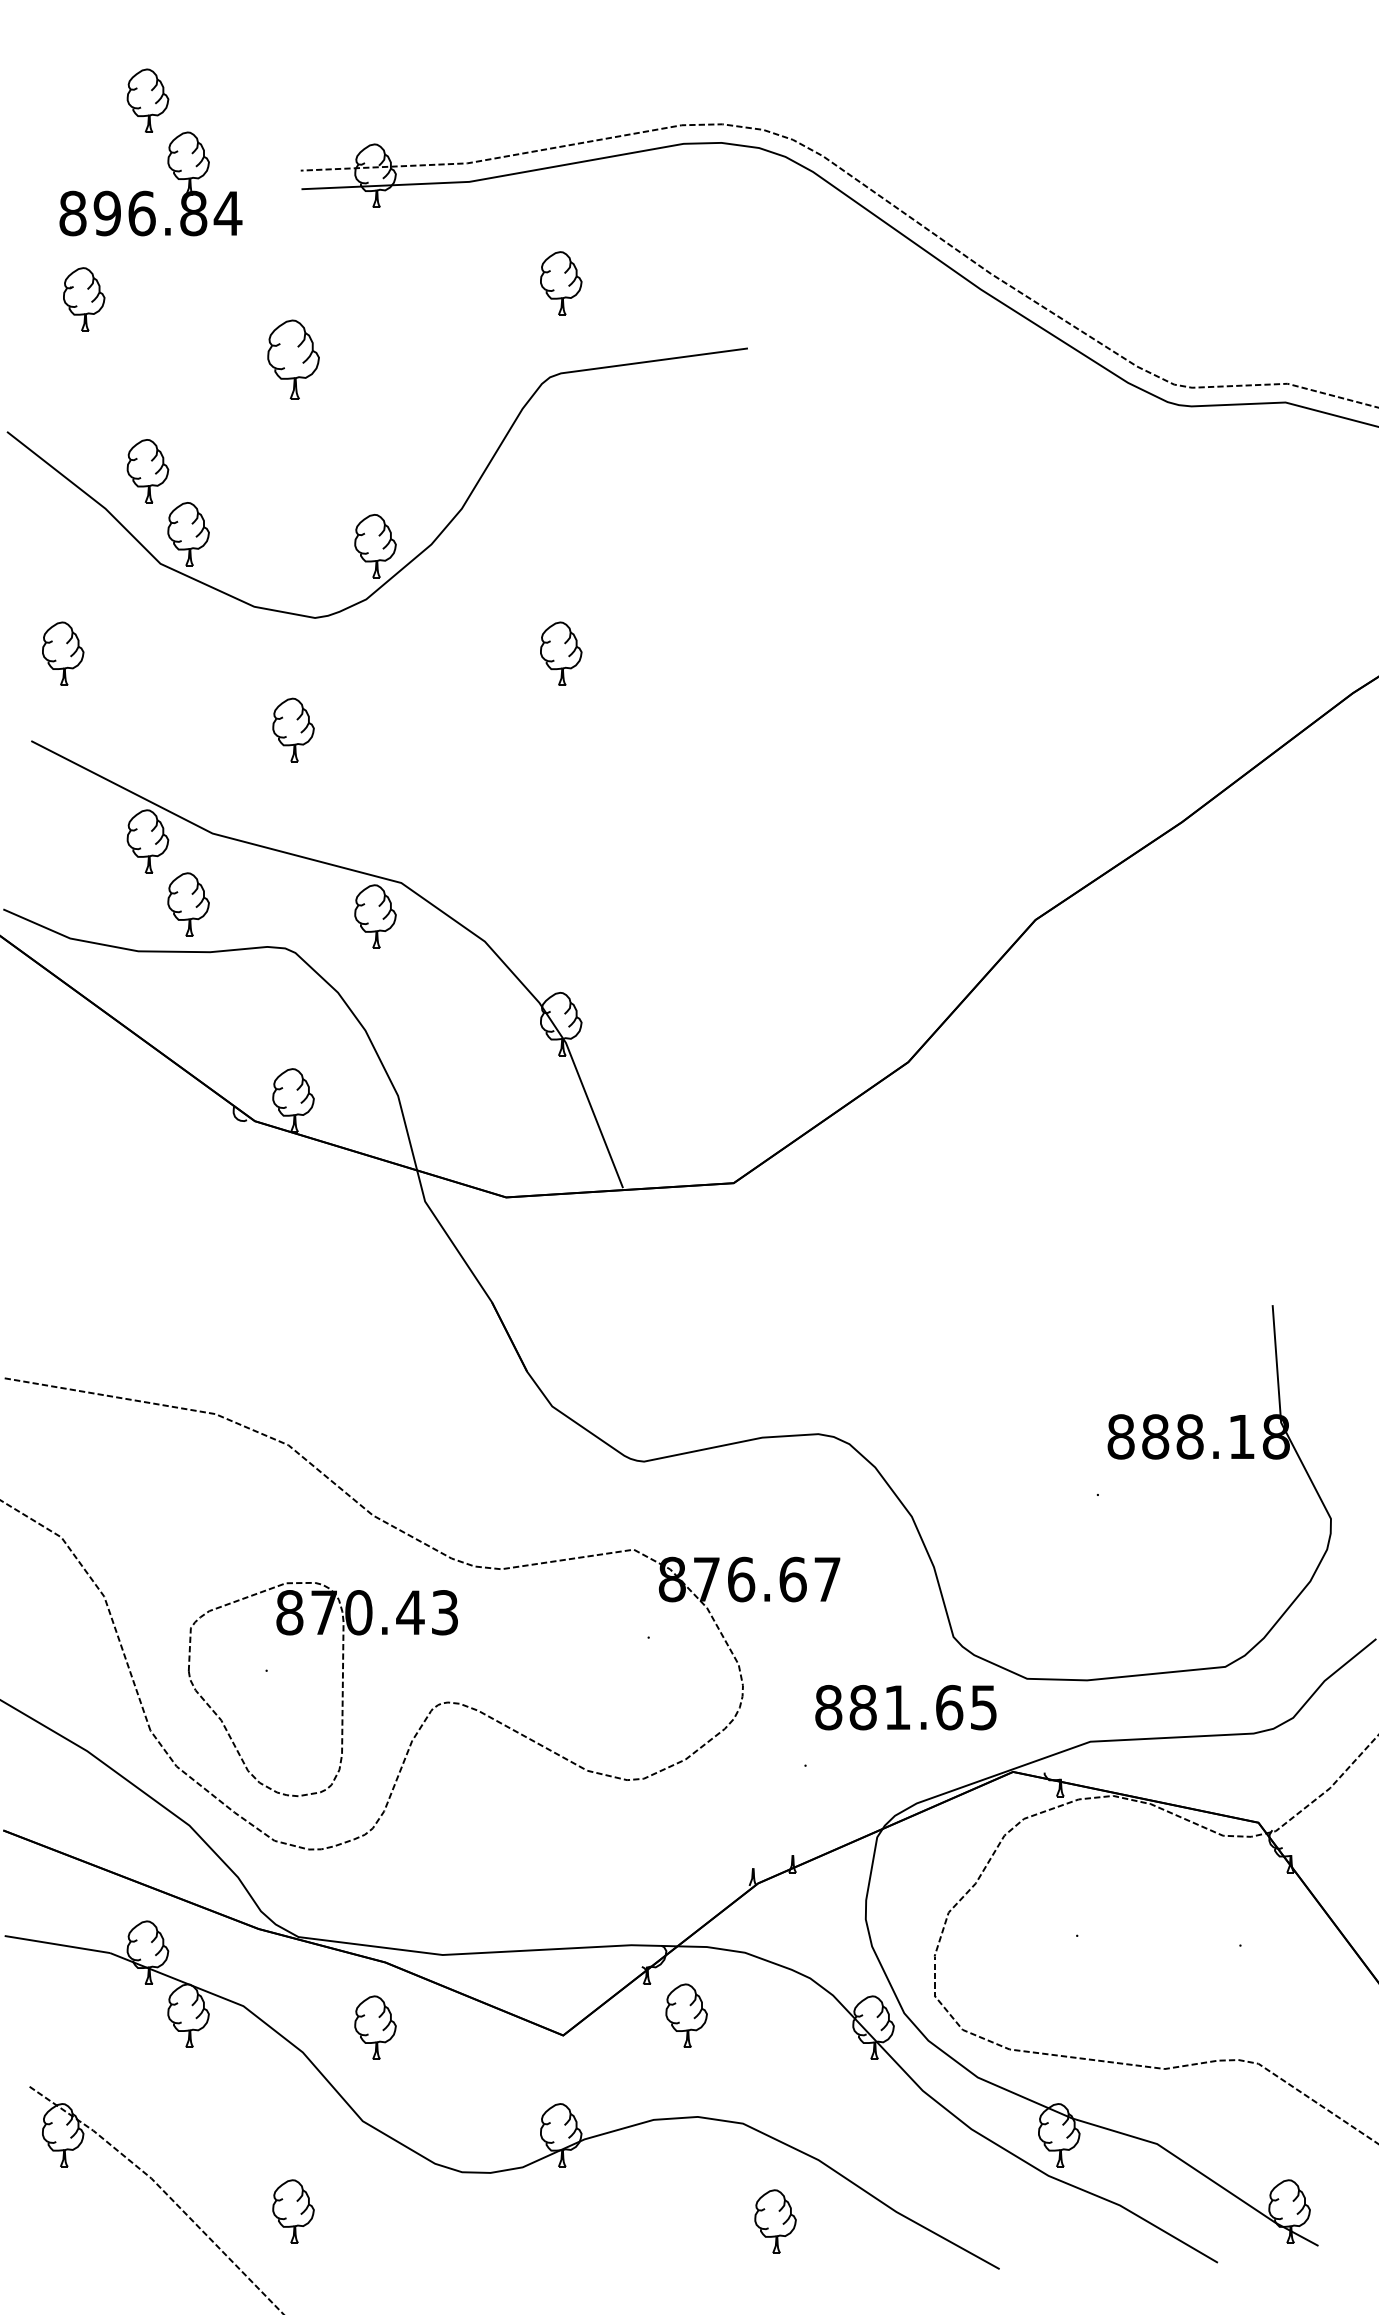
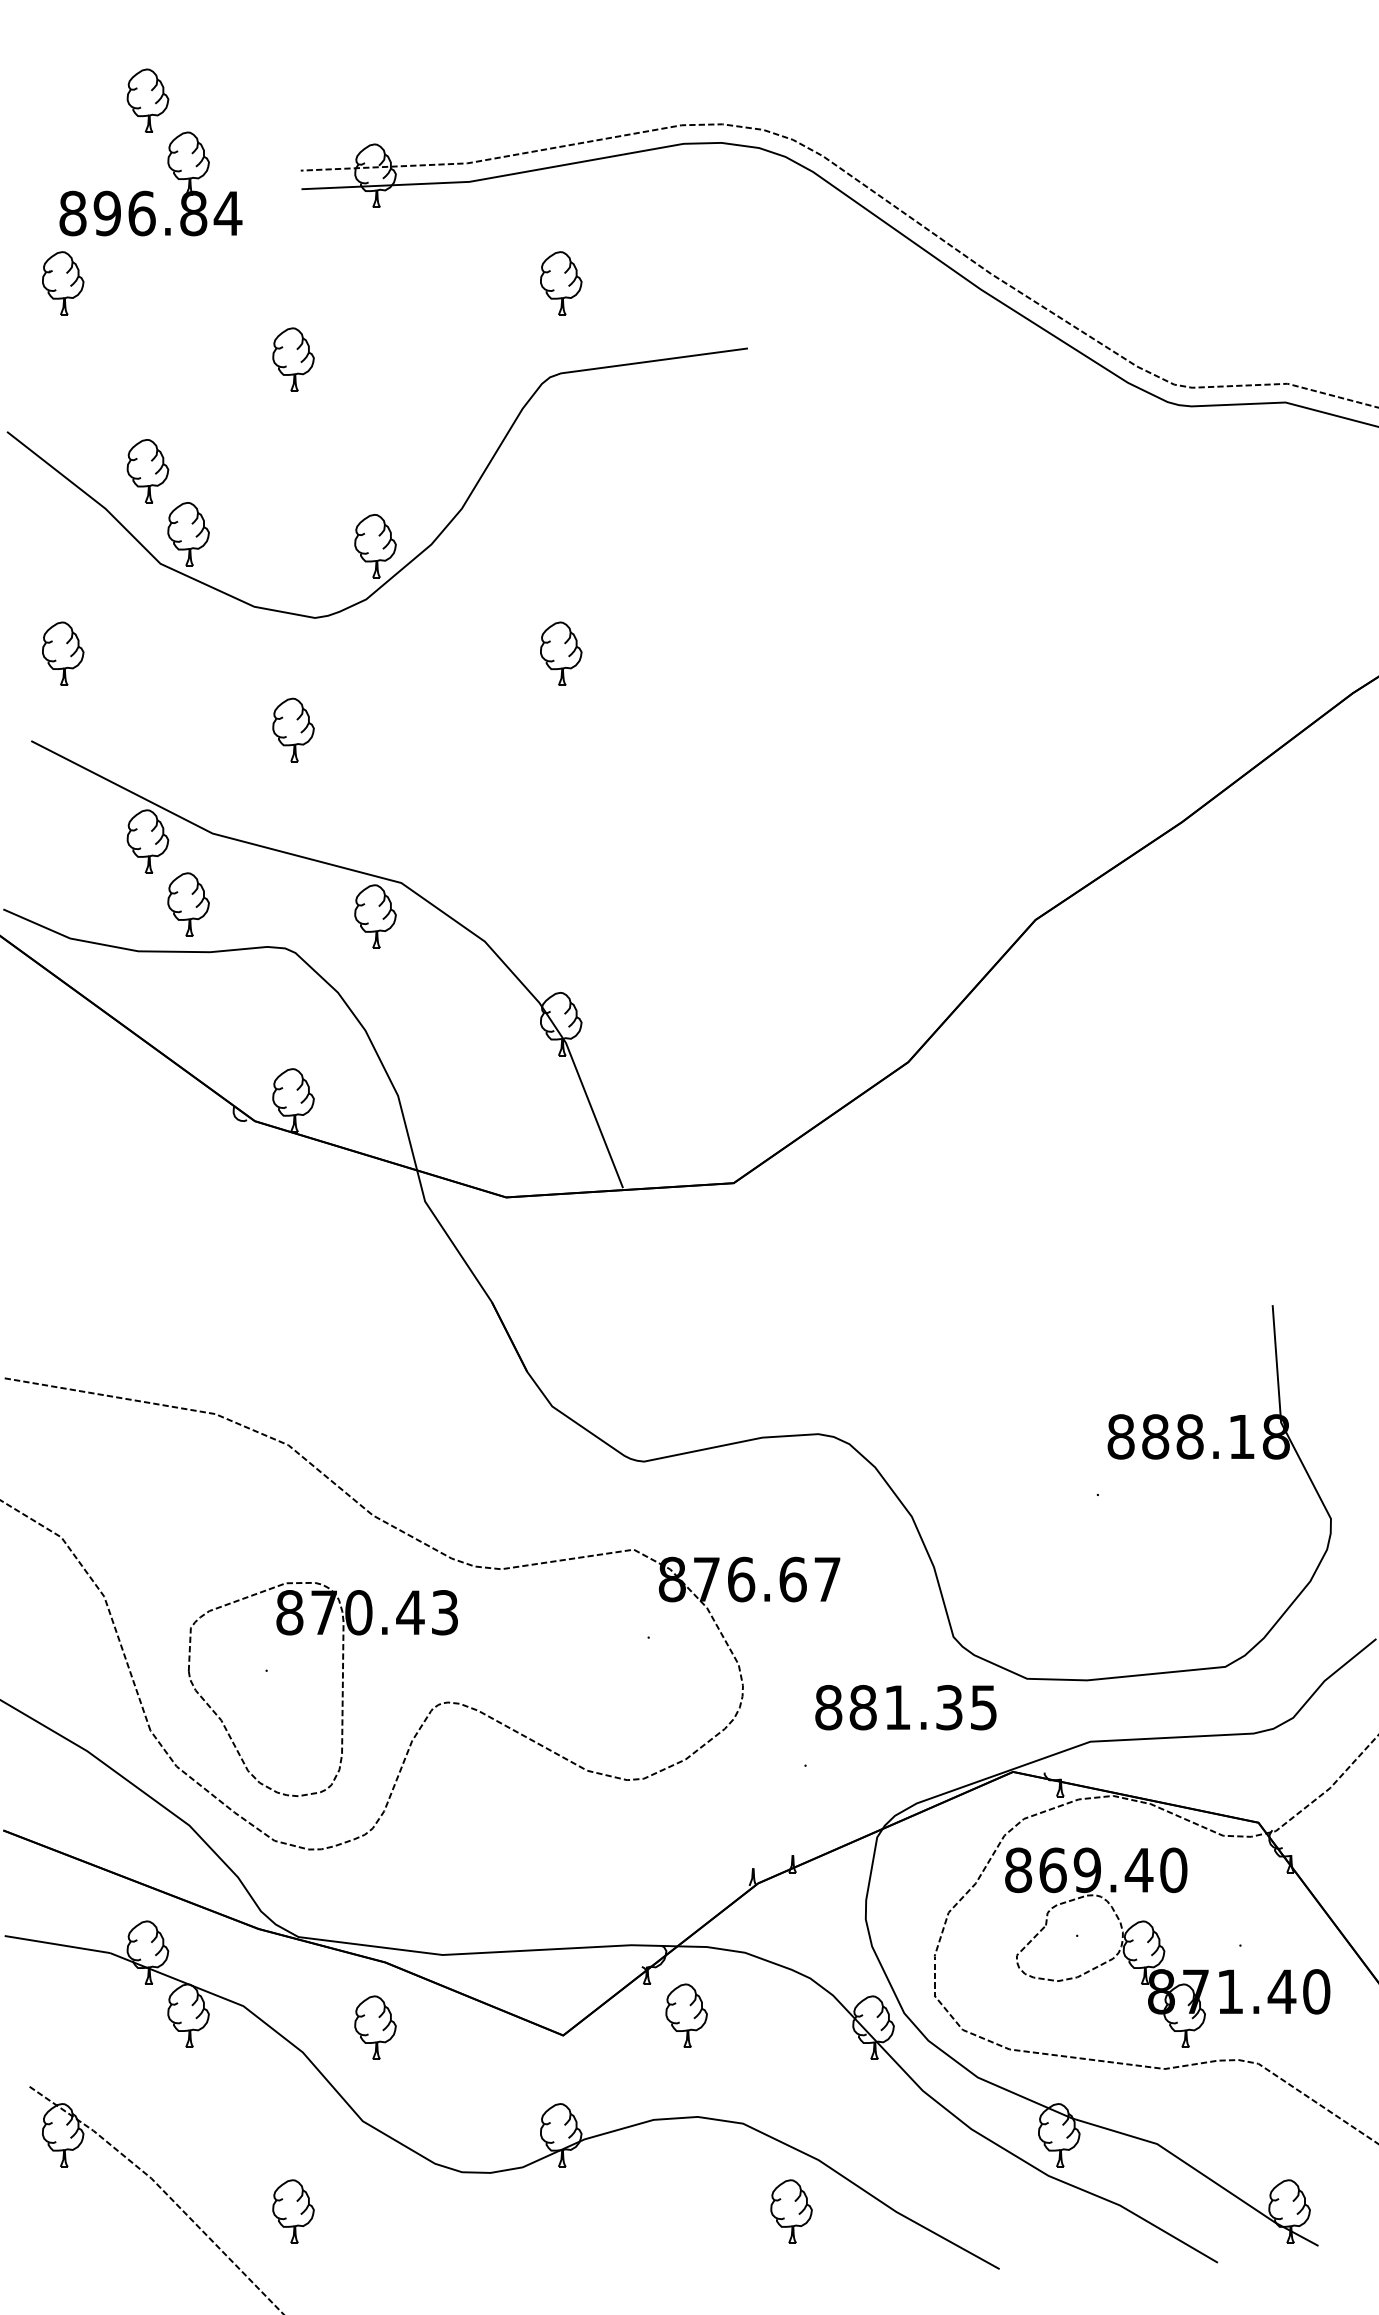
part position: (84, 299) -> (63, 283) (63, 283)
part size: 53x81 px -> 43x65 px (293, 359)
text: 881.65 -> 881.35 (949, 1707)
part: none -> present (1167, 1947)
part position: (775, 2221) -> (791, 2211) (791, 2211)
